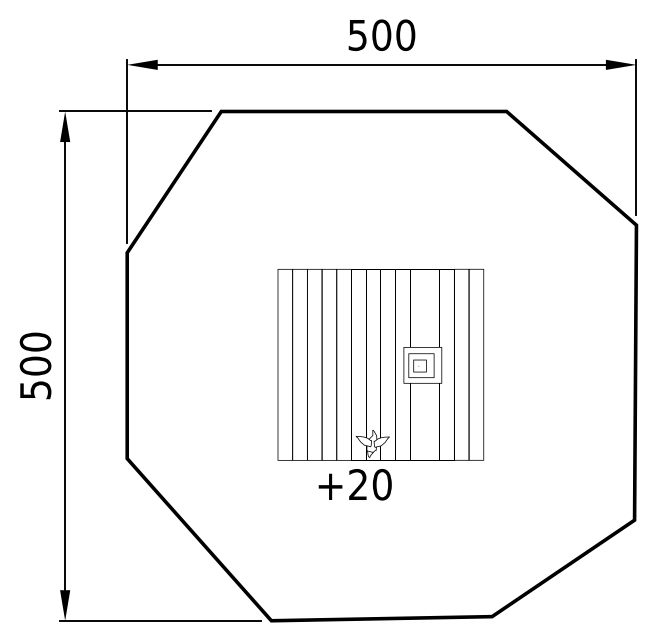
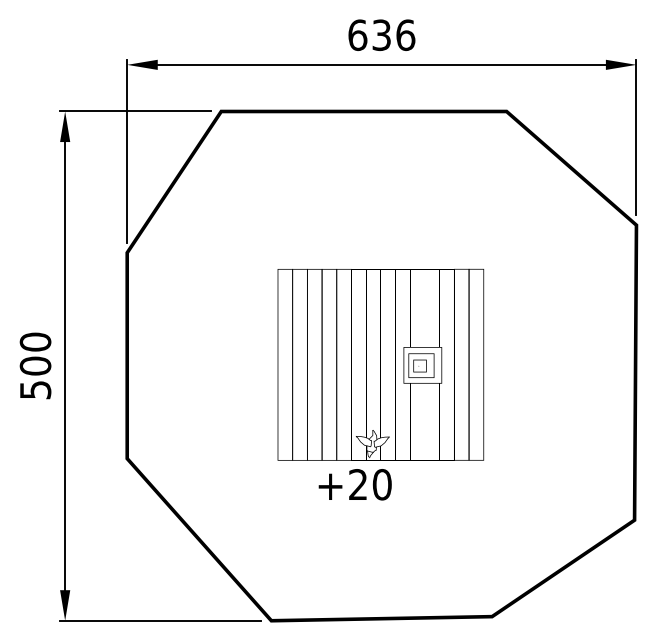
text: 500 -> 636 (381, 35)
